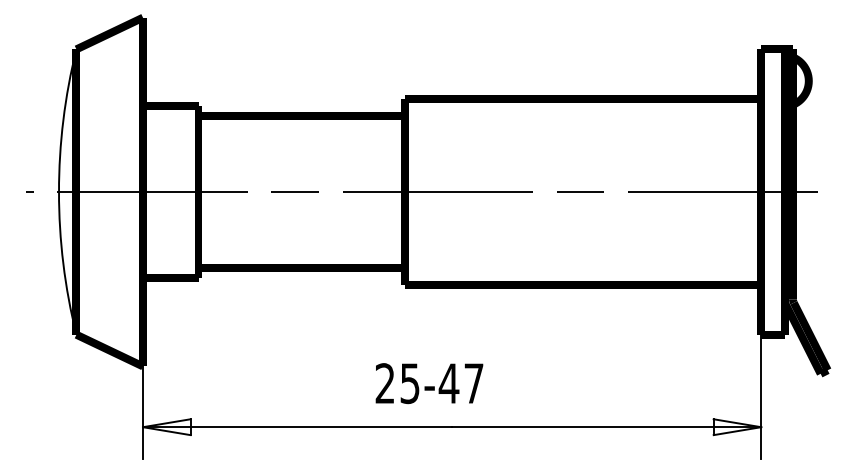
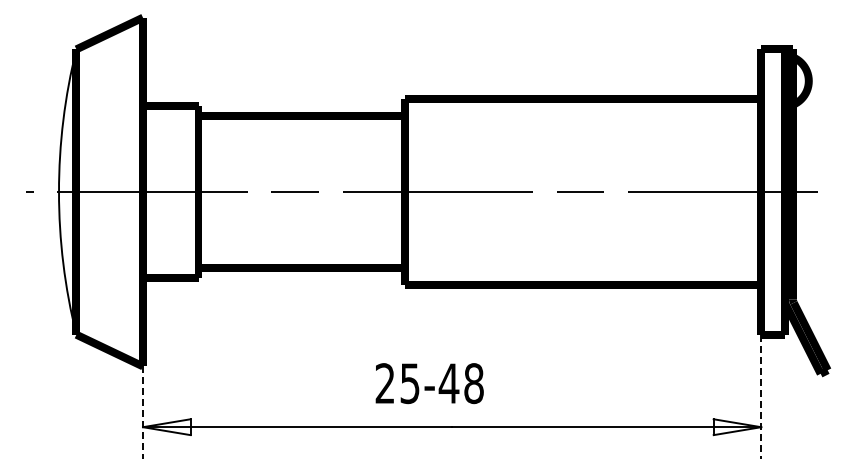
text: 25-47 -> 25-48 (473, 383)
line: solid -> dashed (761, 397)
line: solid -> dashed (143, 413)
